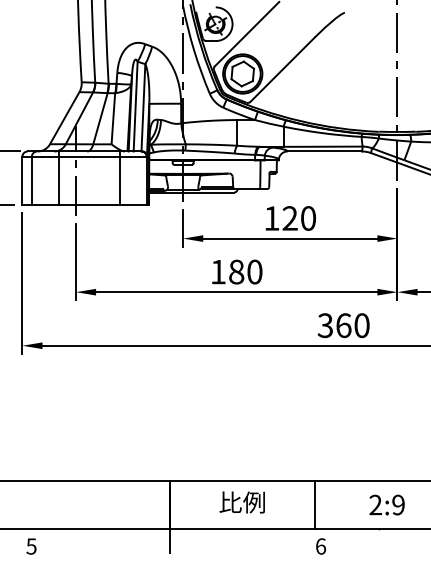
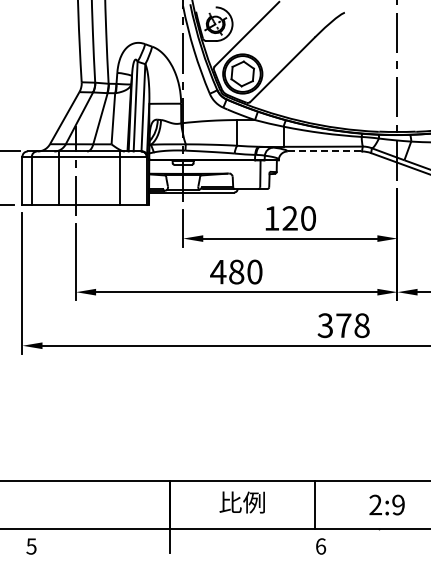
line: solid -> dashed (325, 151)
text: 180 -> 480 (218, 272)
text: 360 -> 378 (352, 325)
